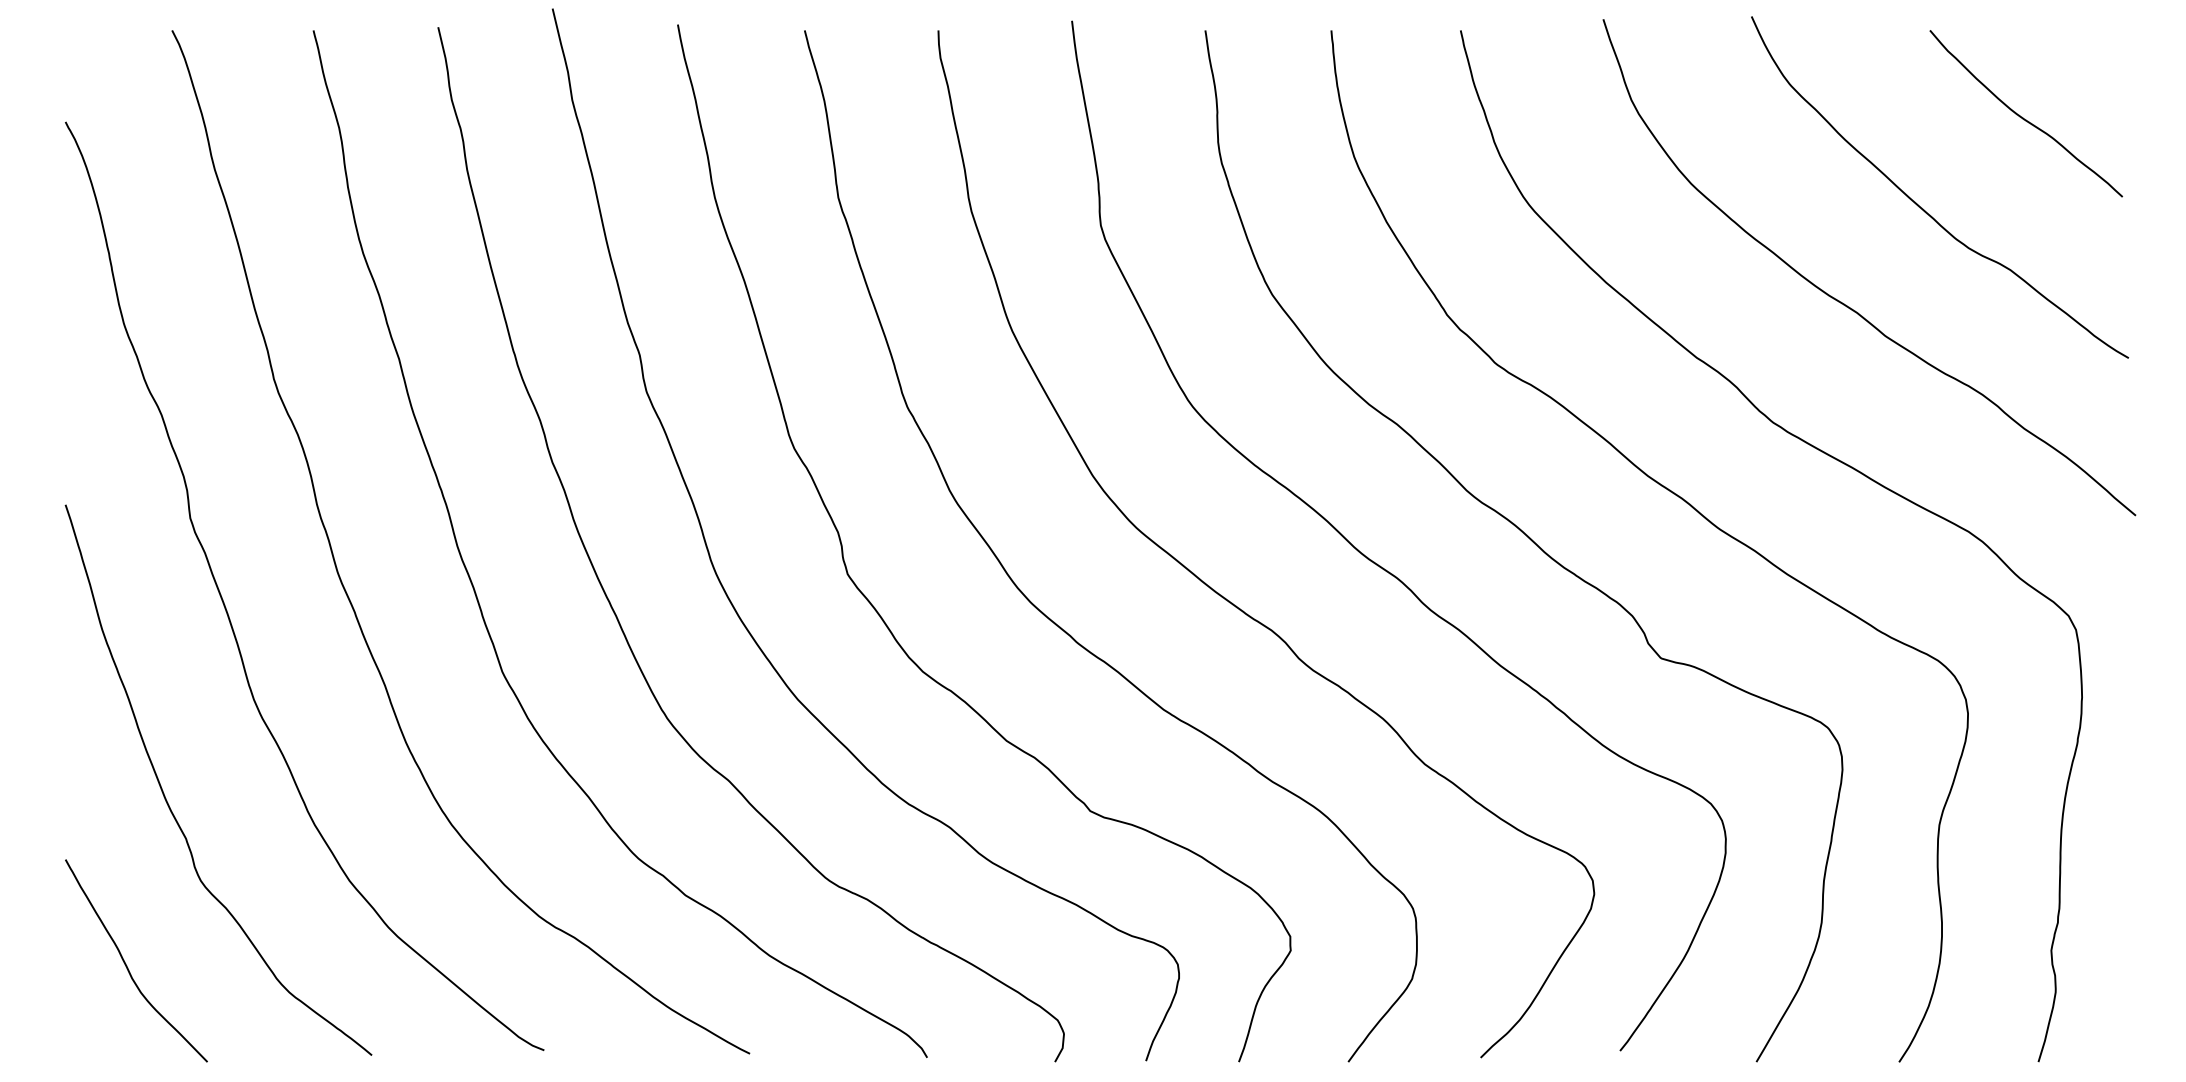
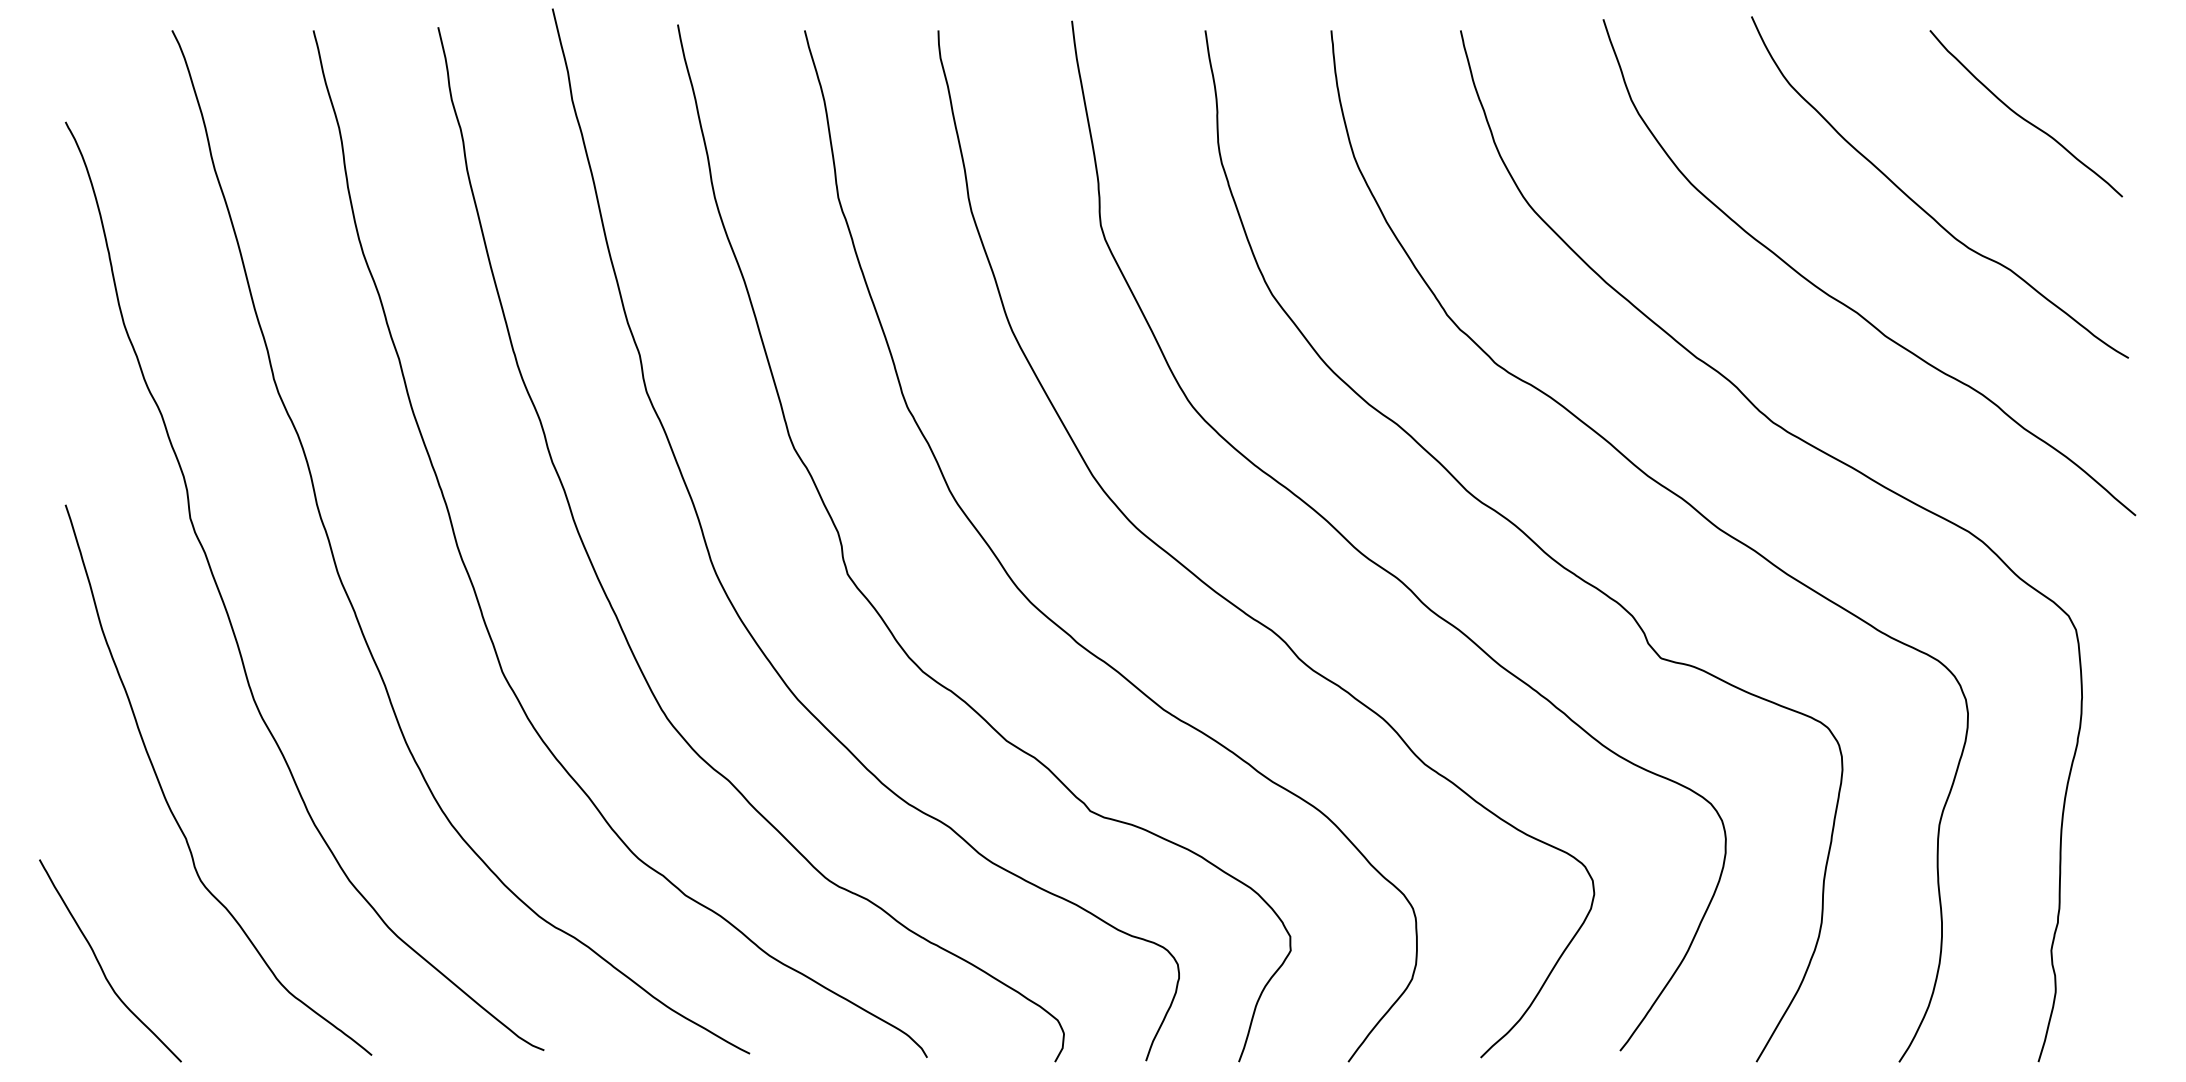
curve position: (127, 965) -> (101, 965) (101, 965)
